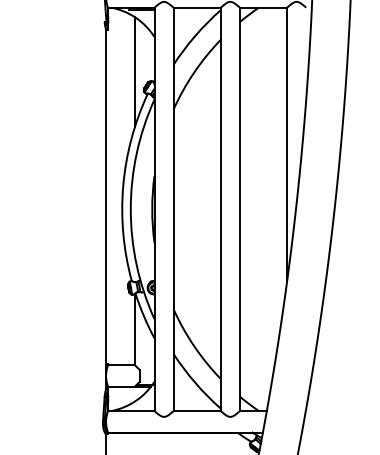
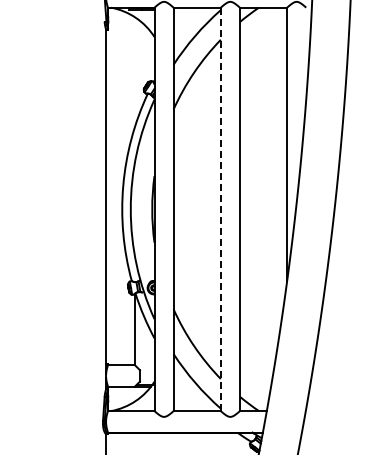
line: present -> none (134, 72)
line: solid -> dashed (220, 209)
